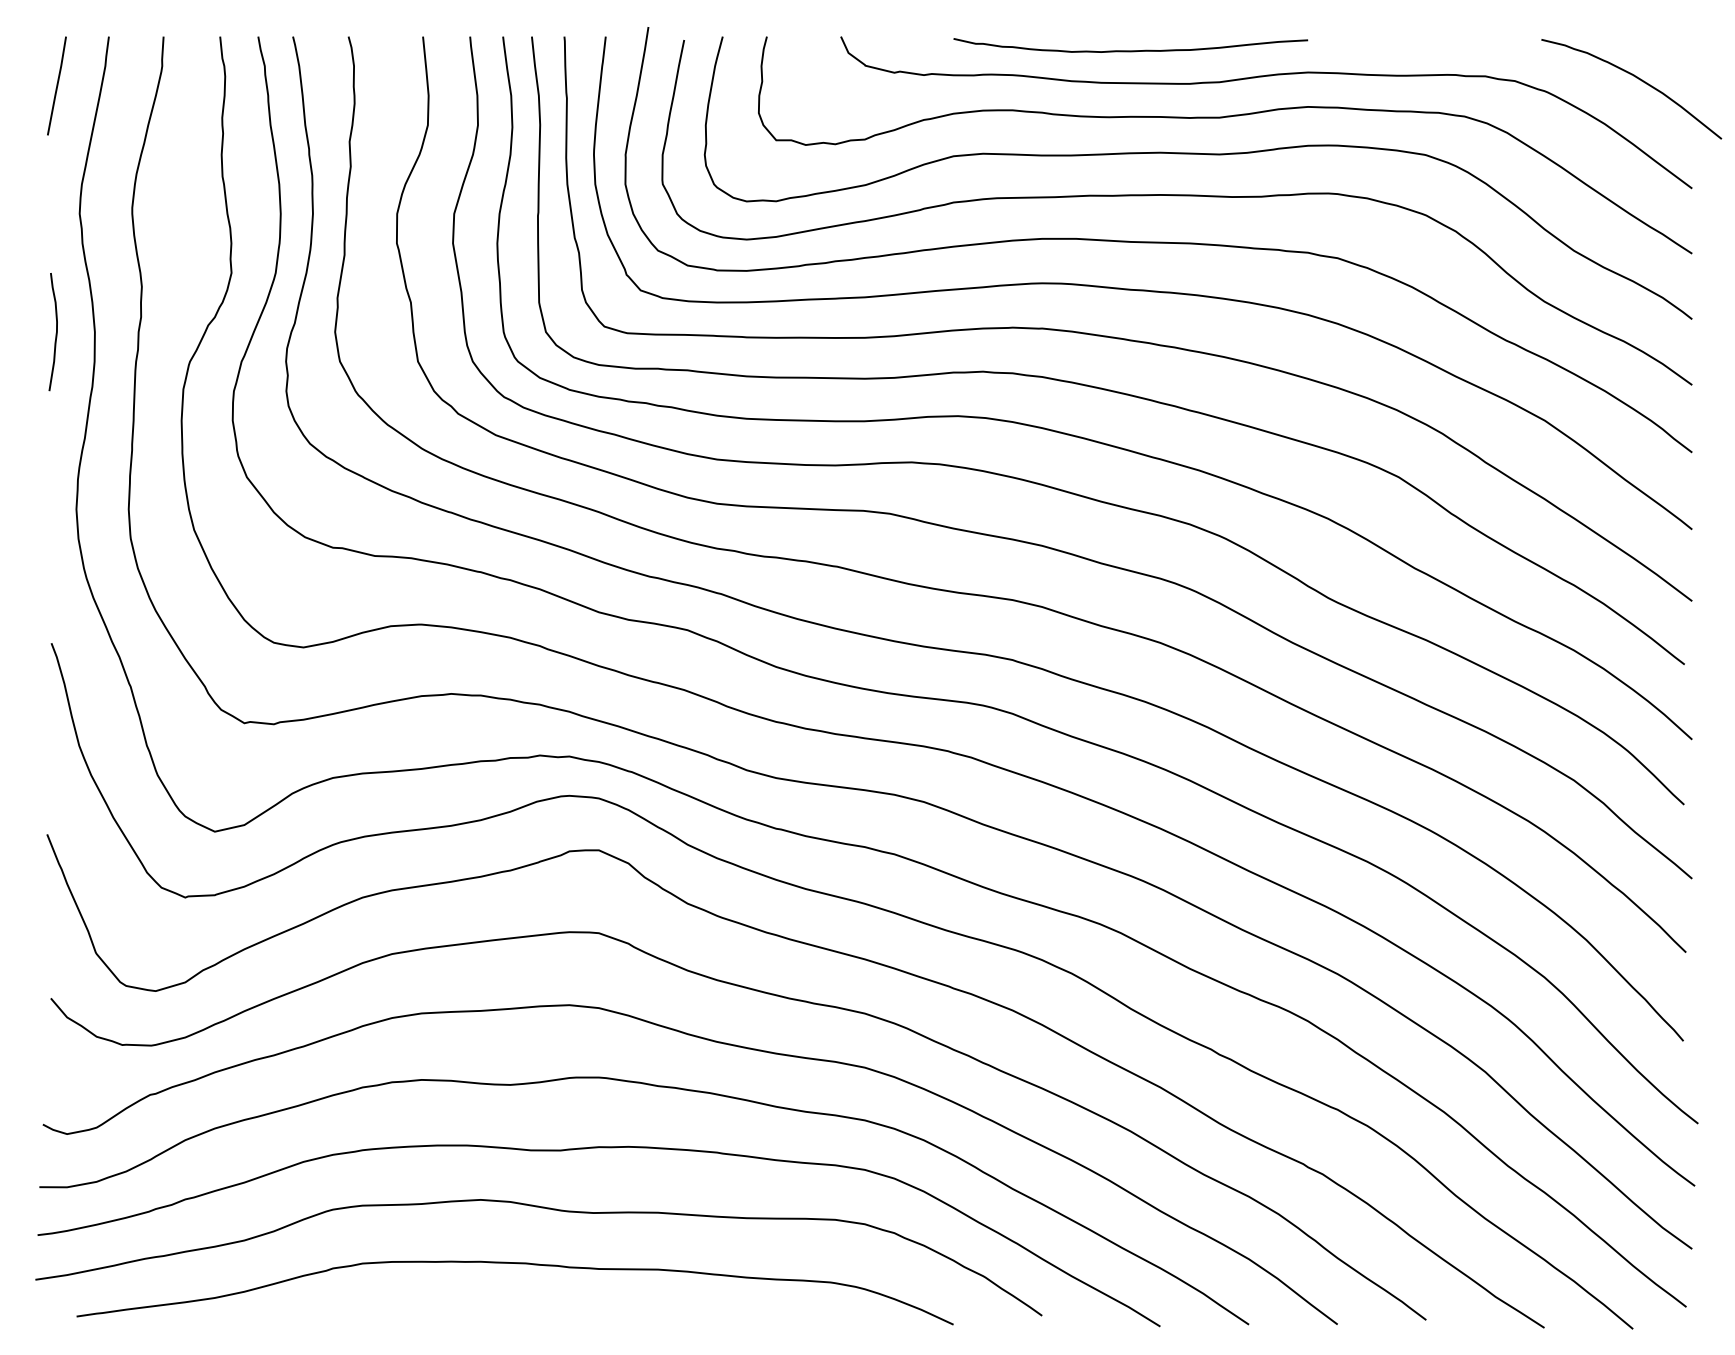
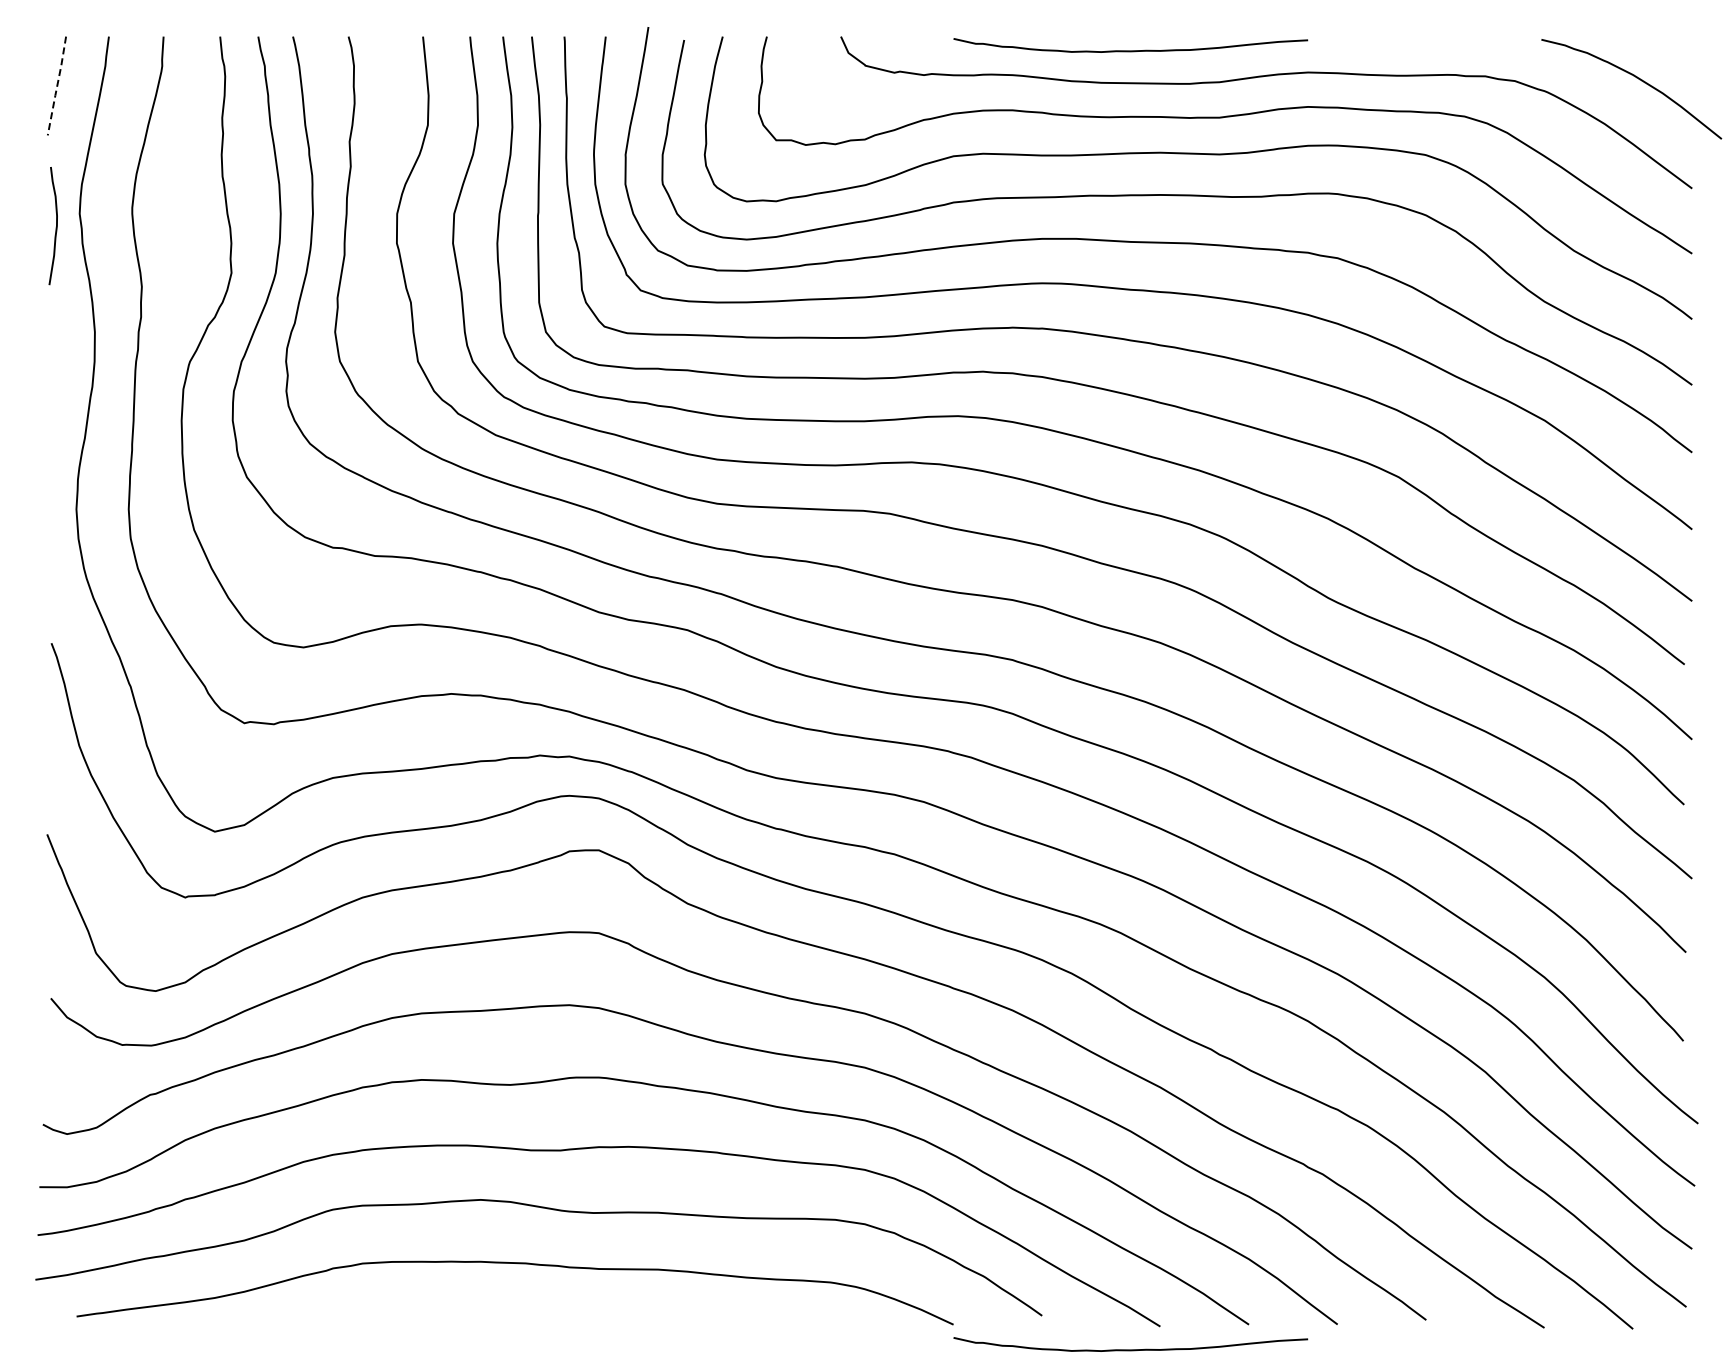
line: solid -> dashed (57, 86)
curve position: (55, 333) -> (55, 227) (55, 227)
curve: none -> present (1130, 1349)
